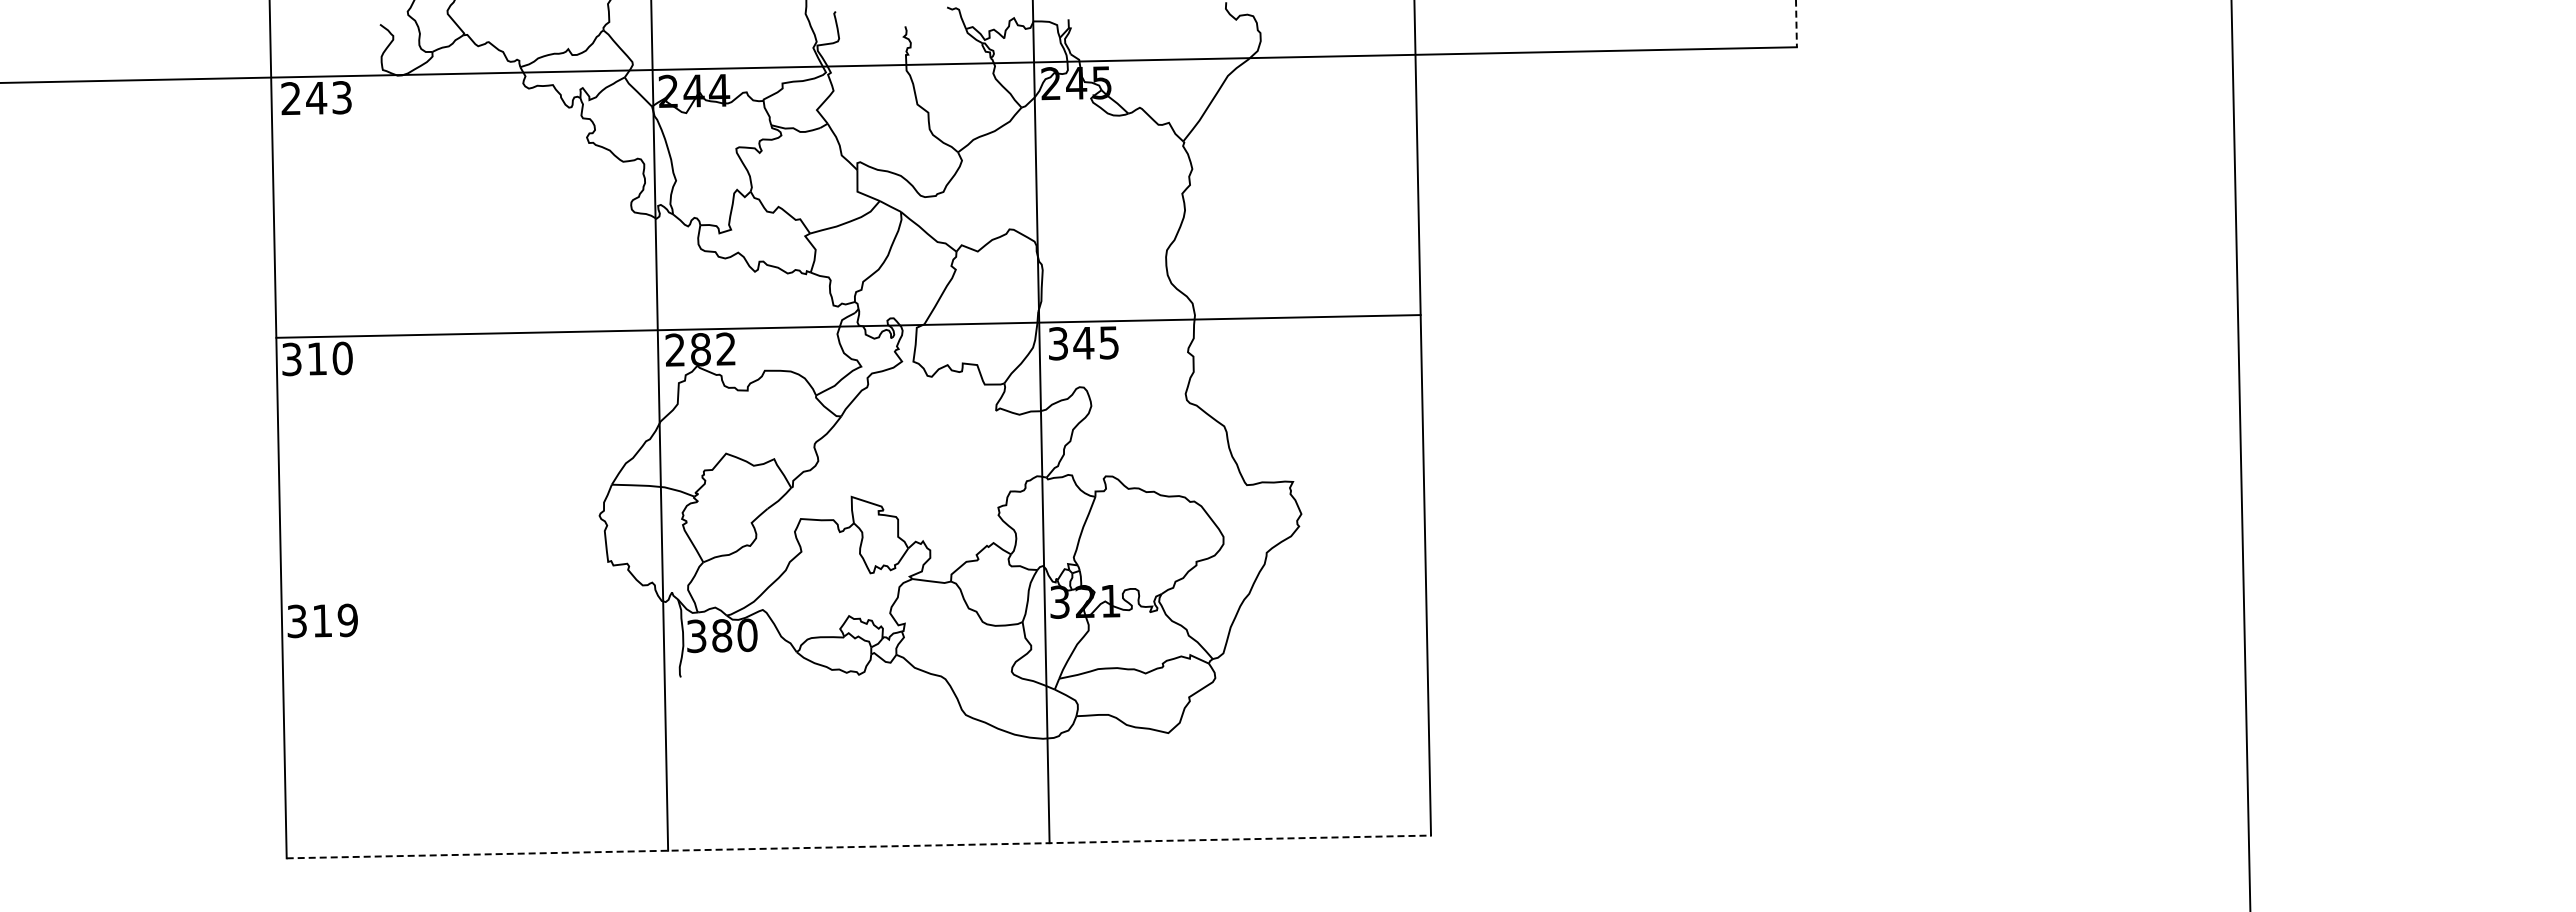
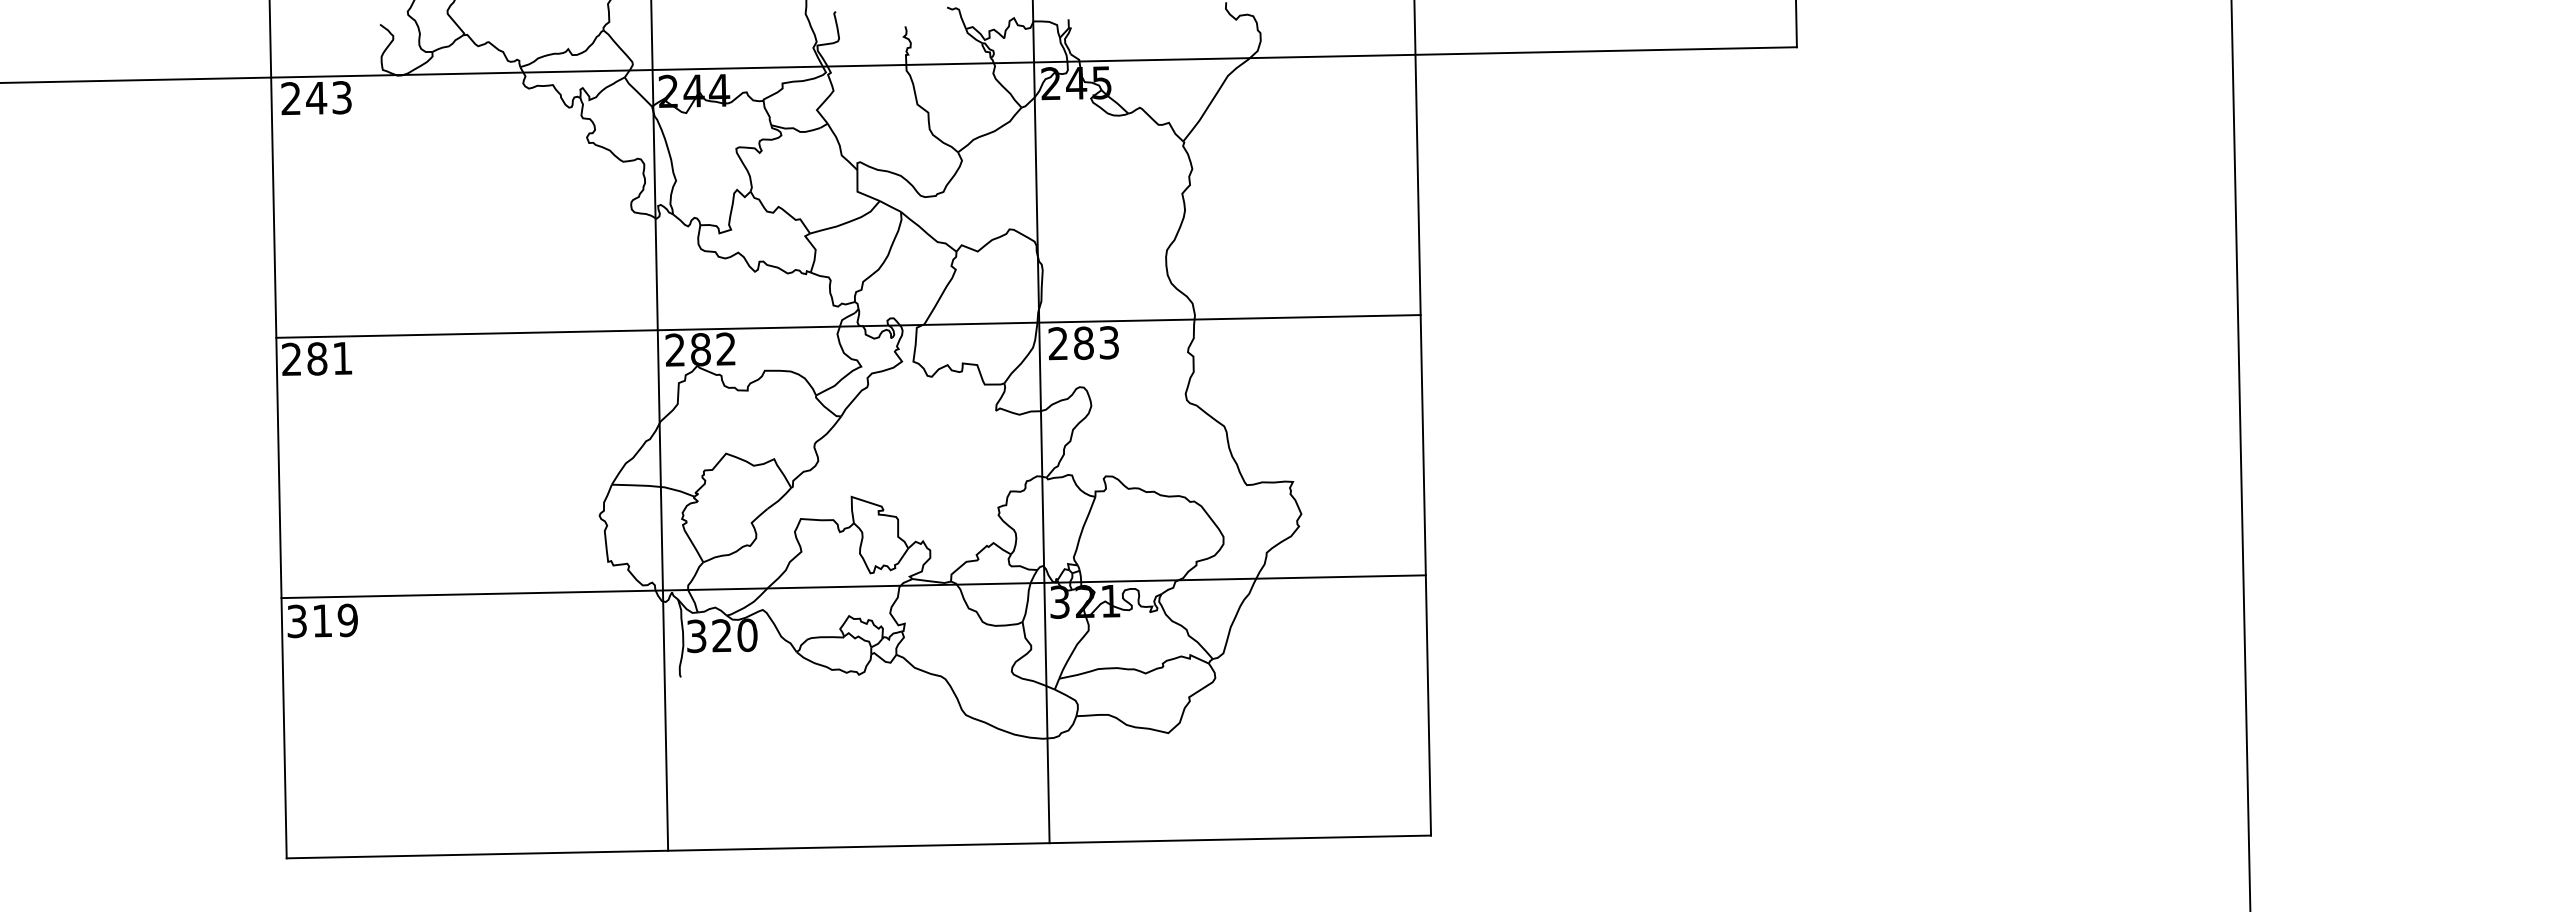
line: dashed -> solid (1796, 24)
text: 345 -> 283 (1083, 343)
text: 310 -> 281 (317, 358)
line: none -> present (853, 586)
text: 380 -> 320 (722, 635)
line: dashed -> solid (859, 846)
